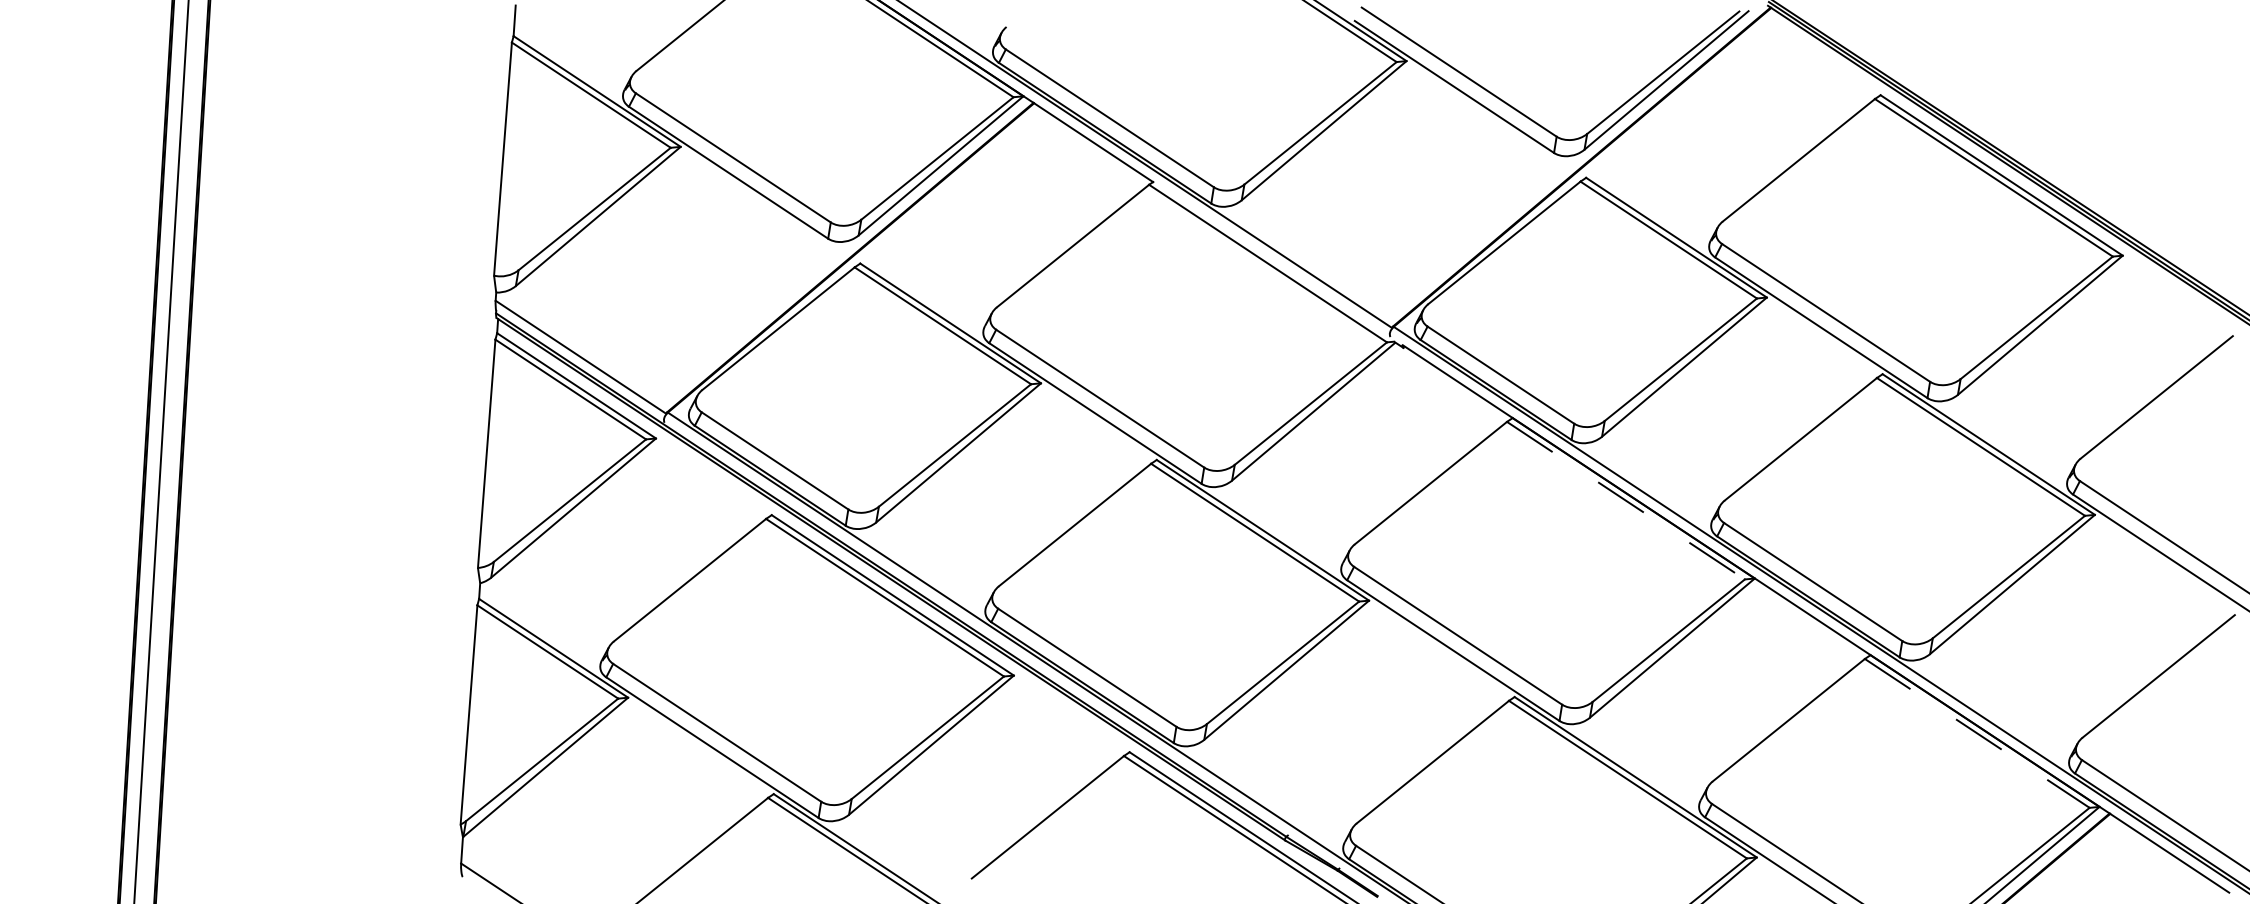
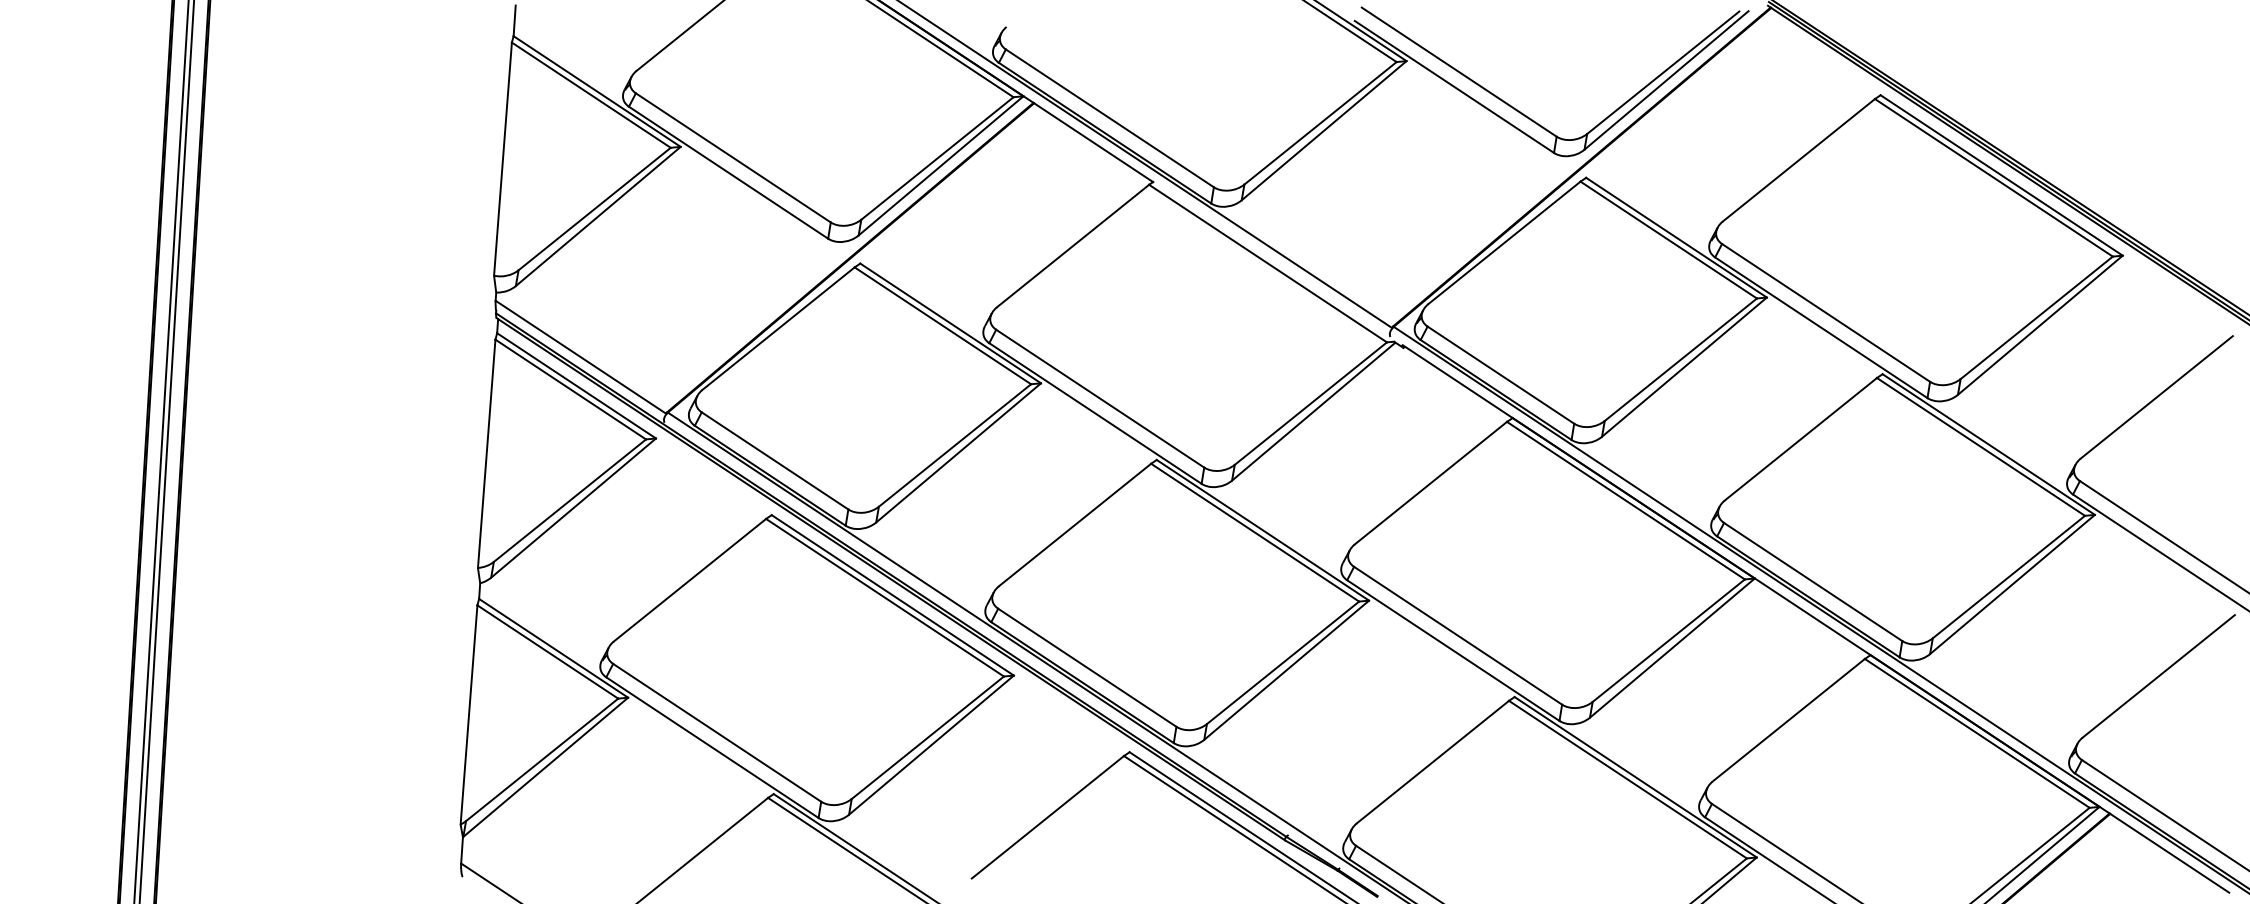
line: none -> present (166, 451)
line: dashed -> solid (1625, 500)
line: dashed -> solid (1977, 733)
